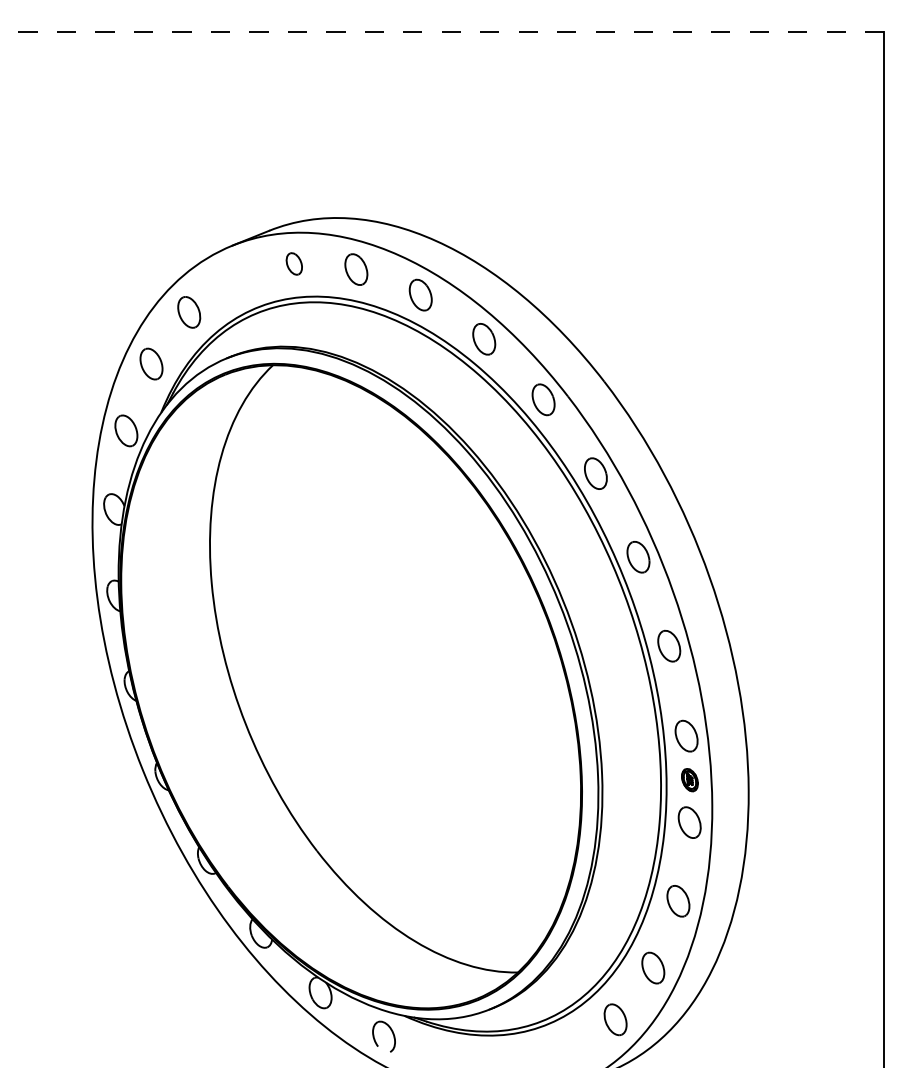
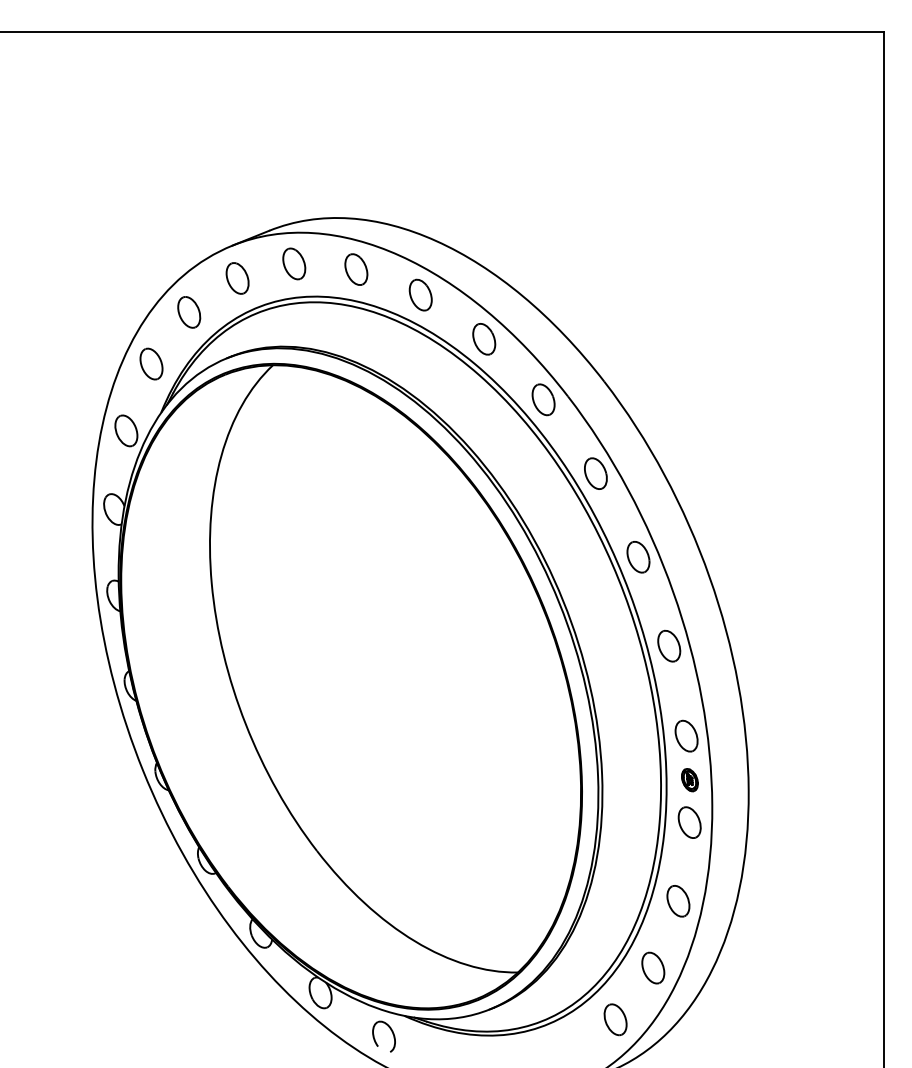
line: dashed -> solid (442, 32)
part size: 18x24 px -> 25x34 px (294, 263)
part: none -> present (237, 278)
